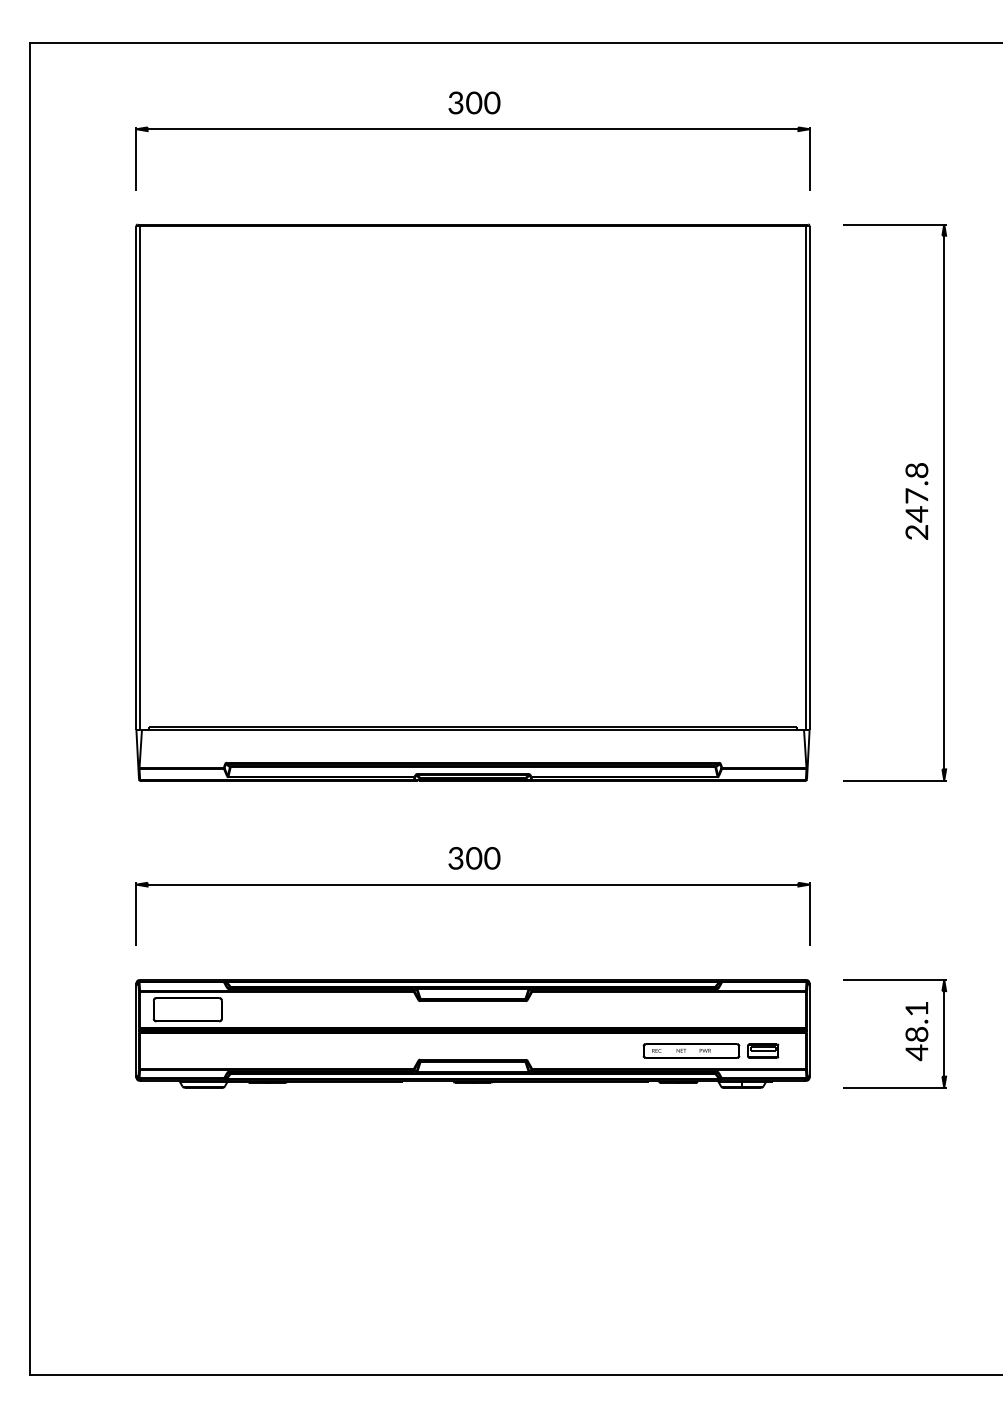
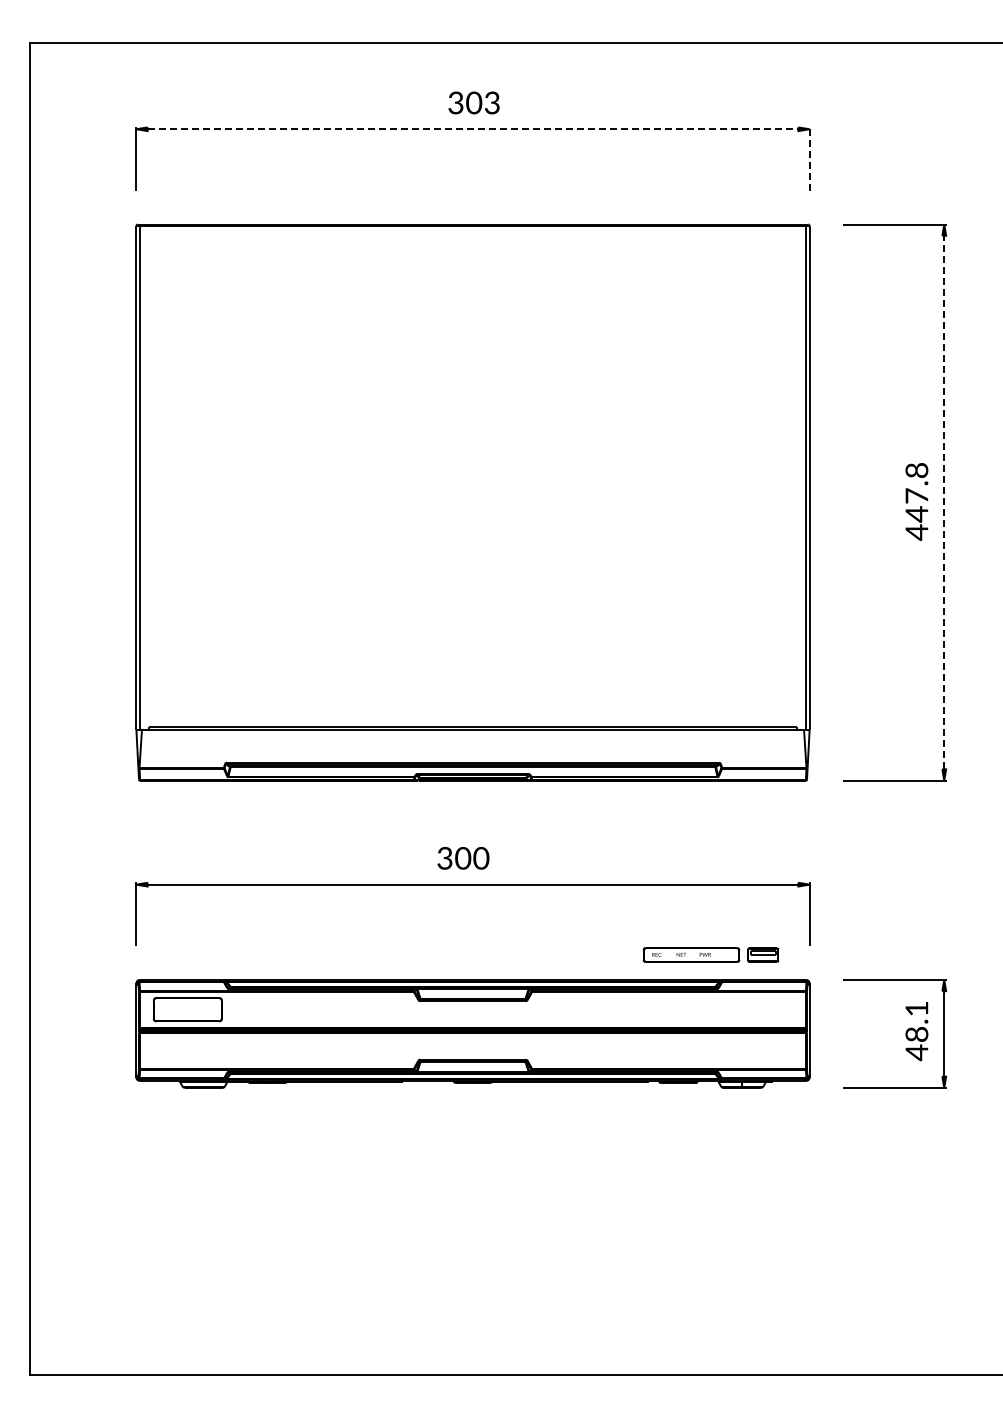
text: 300 -> 303 (492, 102)
line: solid -> dashed (473, 129)
line: solid -> dashed (809, 158)
line: solid -> dashed (944, 502)
text: 247.8 -> 447.8 (916, 532)
text position: (474, 858) -> (463, 858) (463, 858)
part position: (710, 1050) -> (710, 954) (710, 954)
